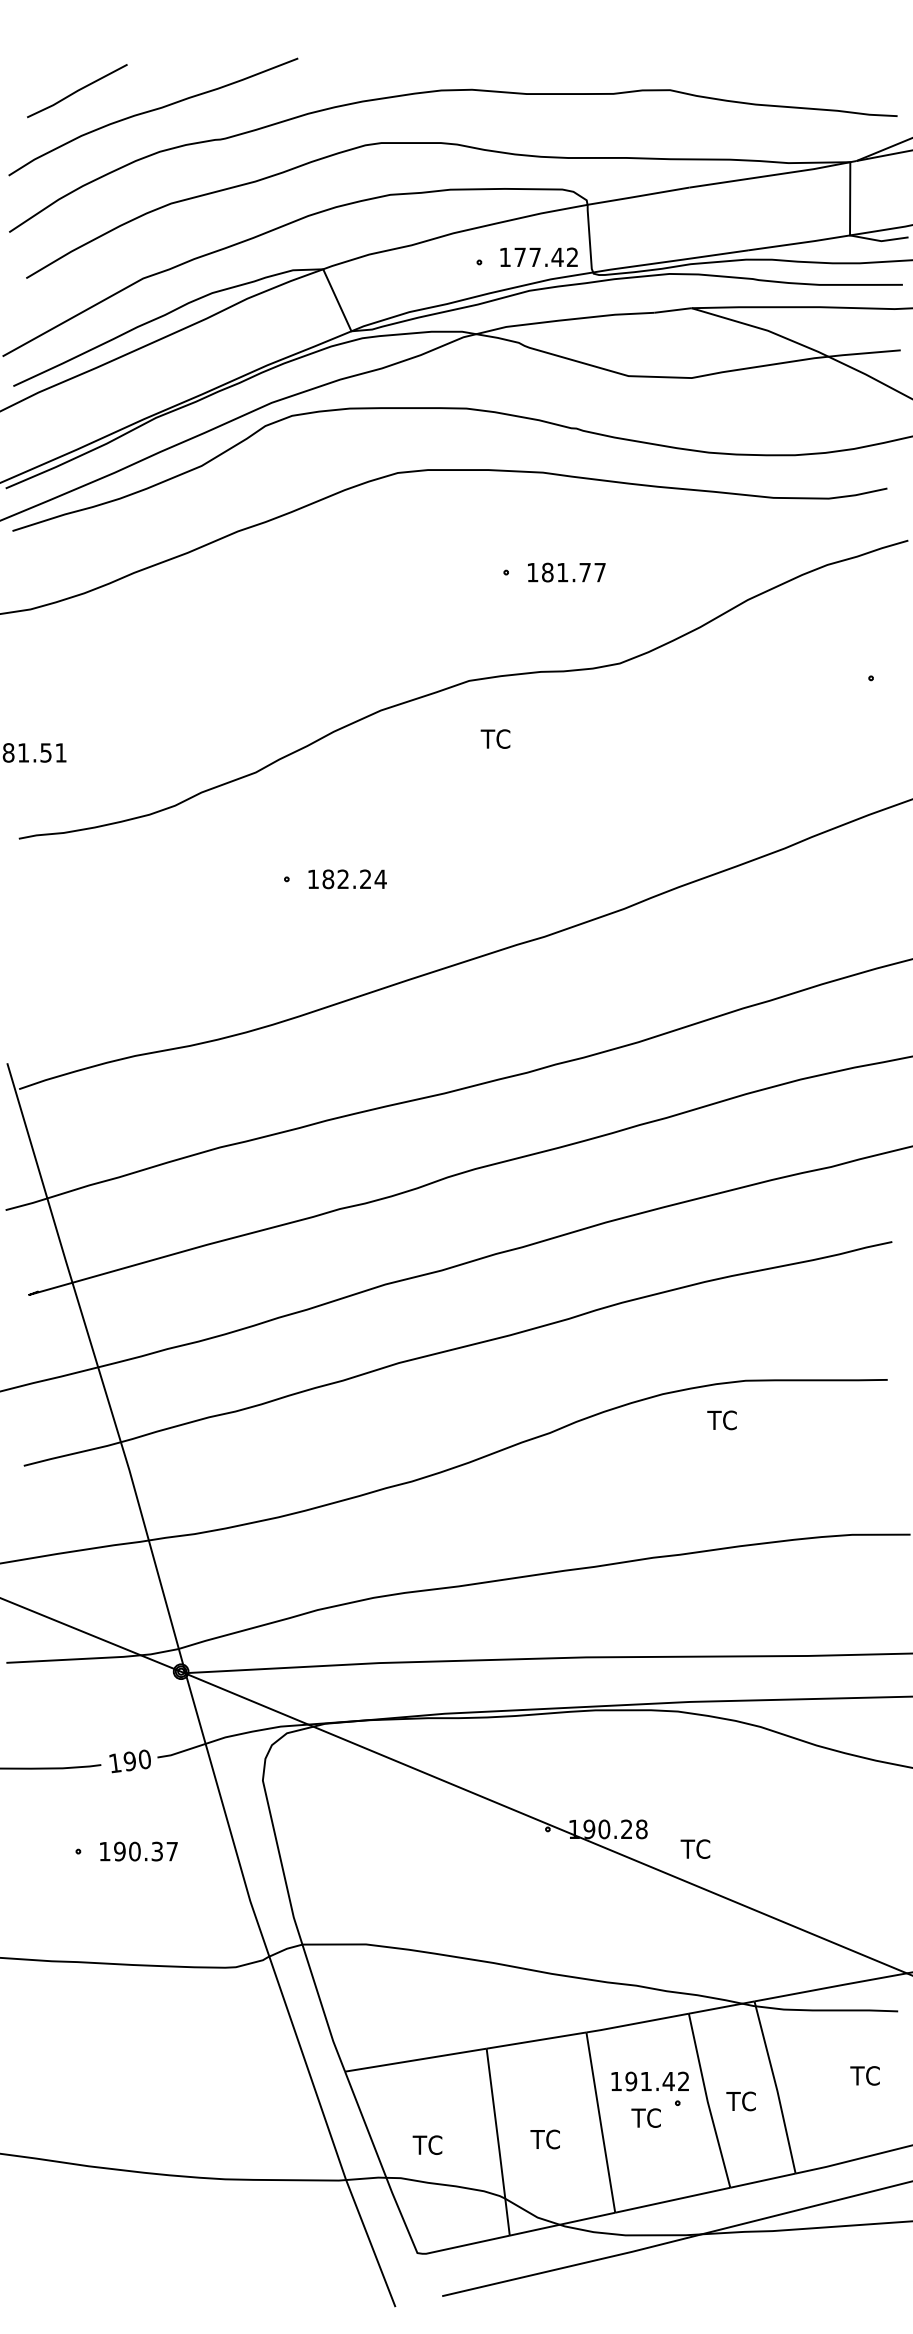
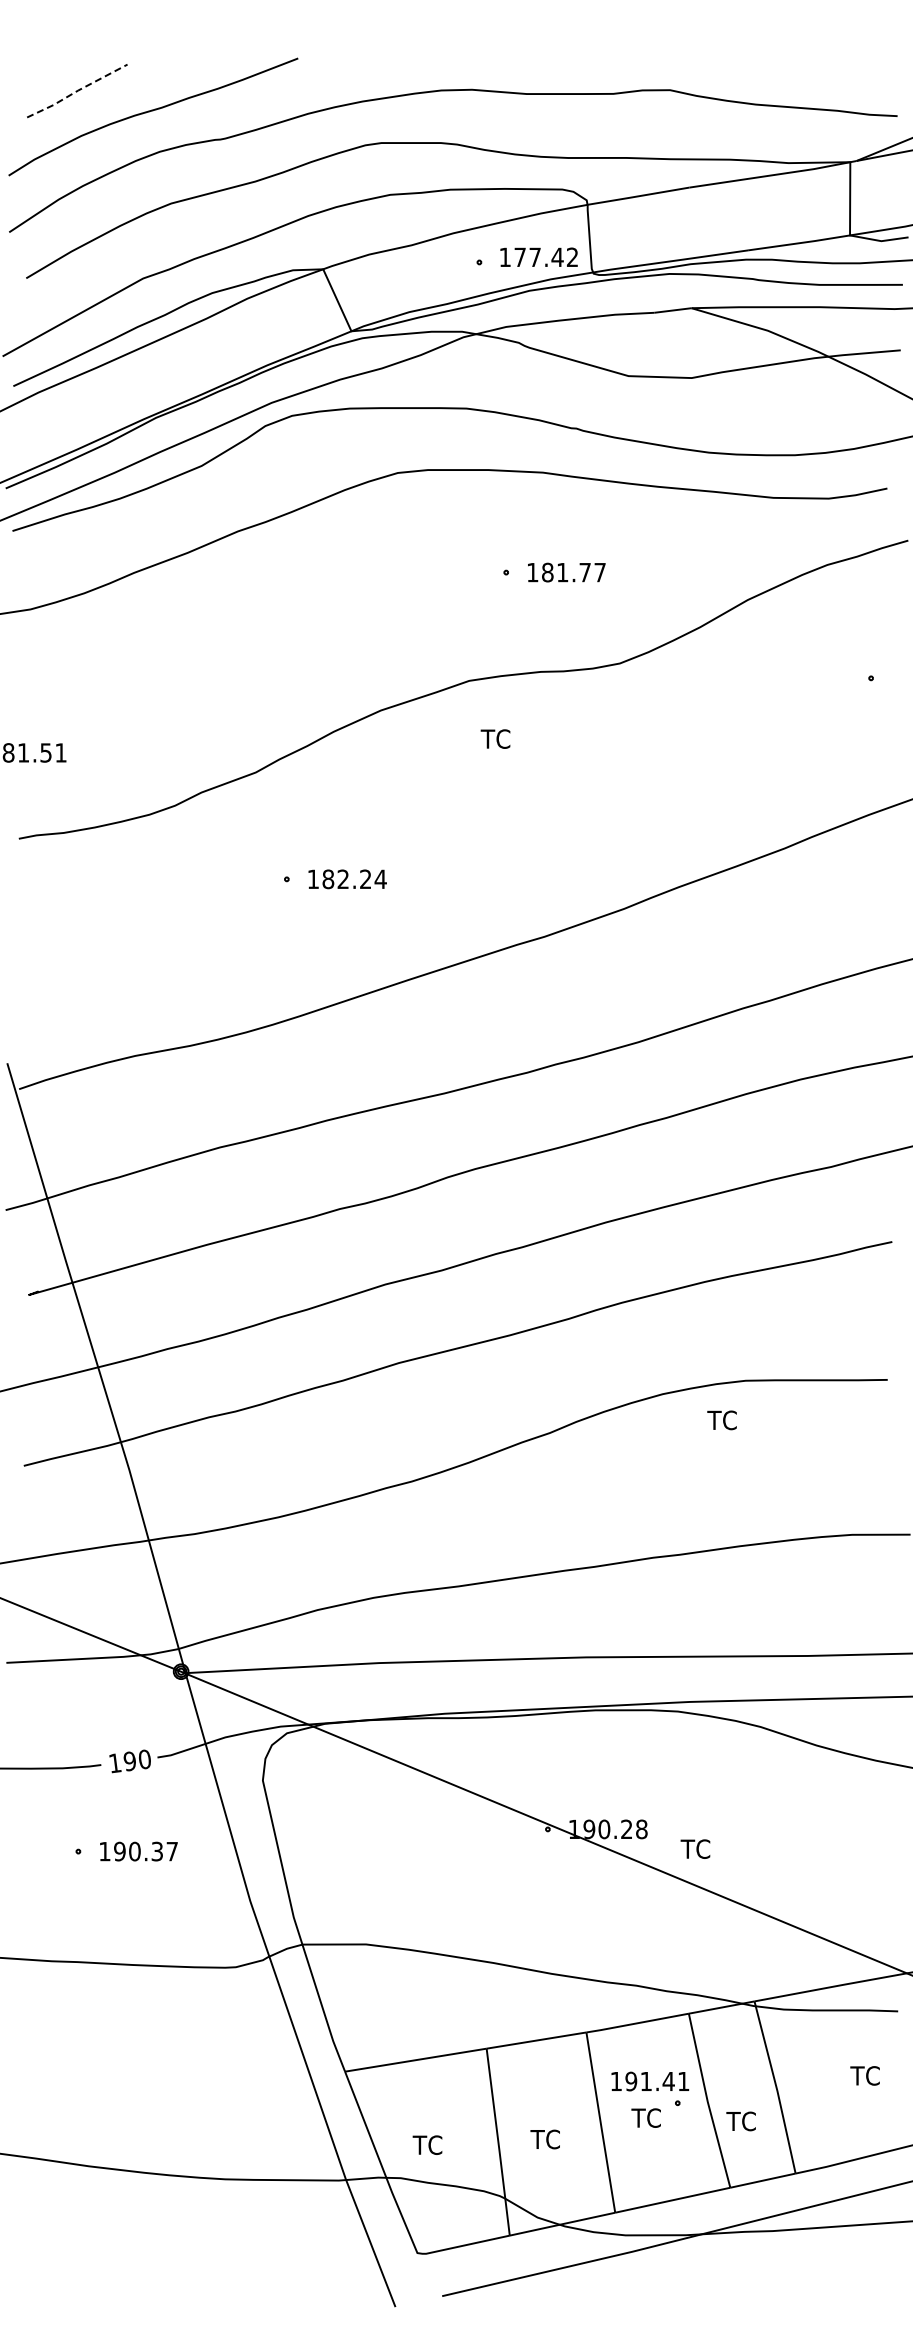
line: solid -> dashed (77, 91)
text: 191.42 -> 191.41 (683, 2080)
text position: (740, 2101) -> (740, 2121) (740, 2121)
